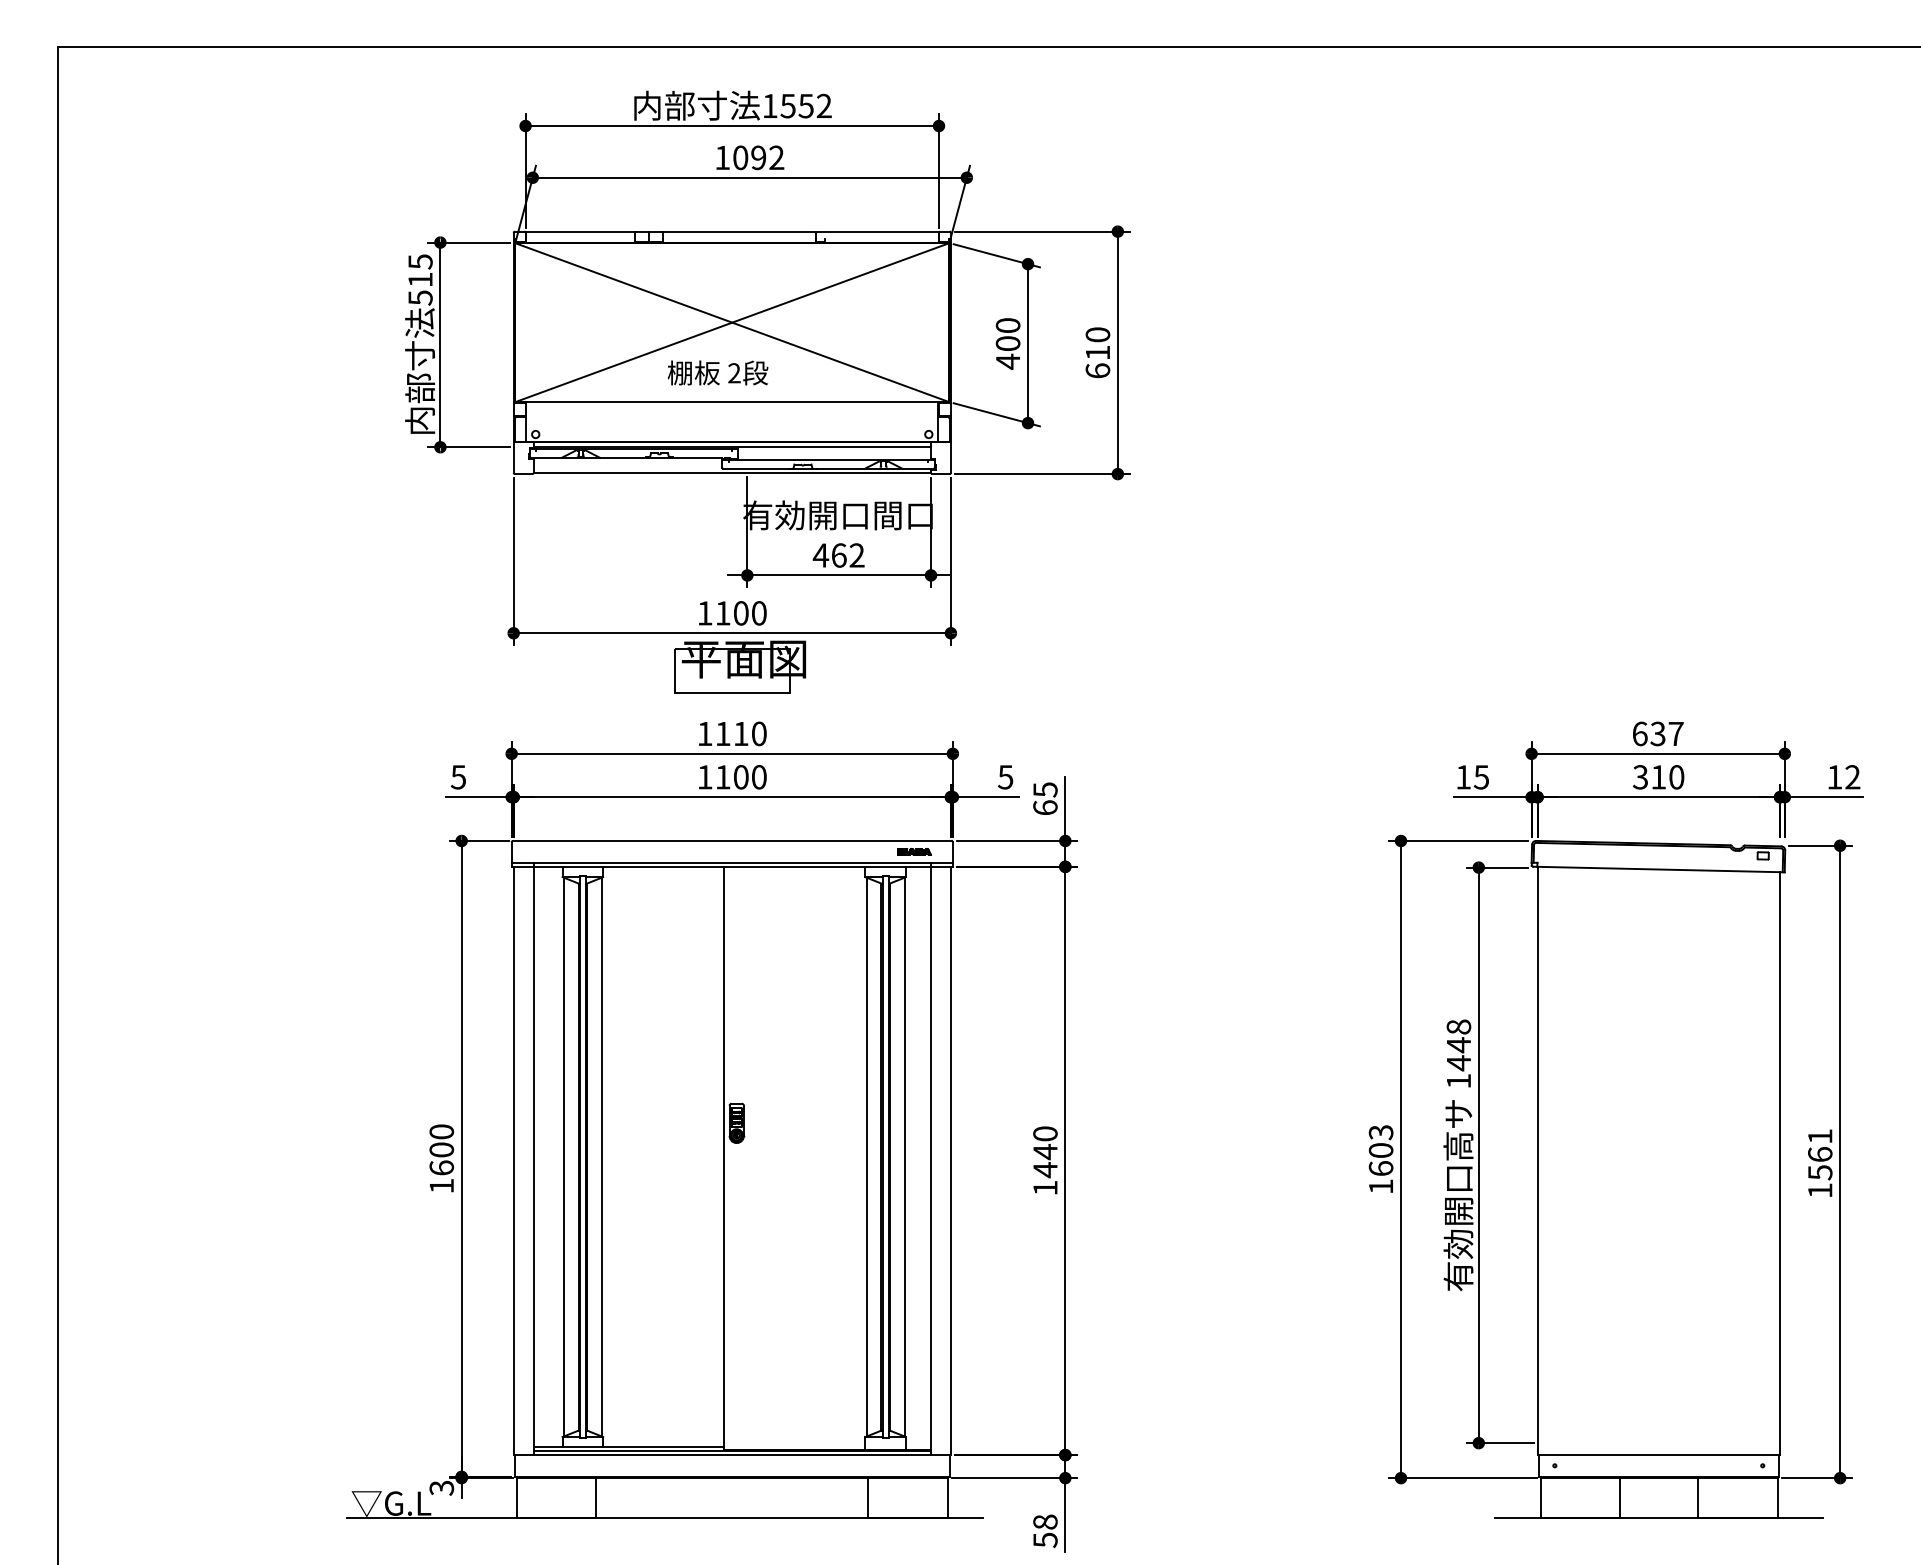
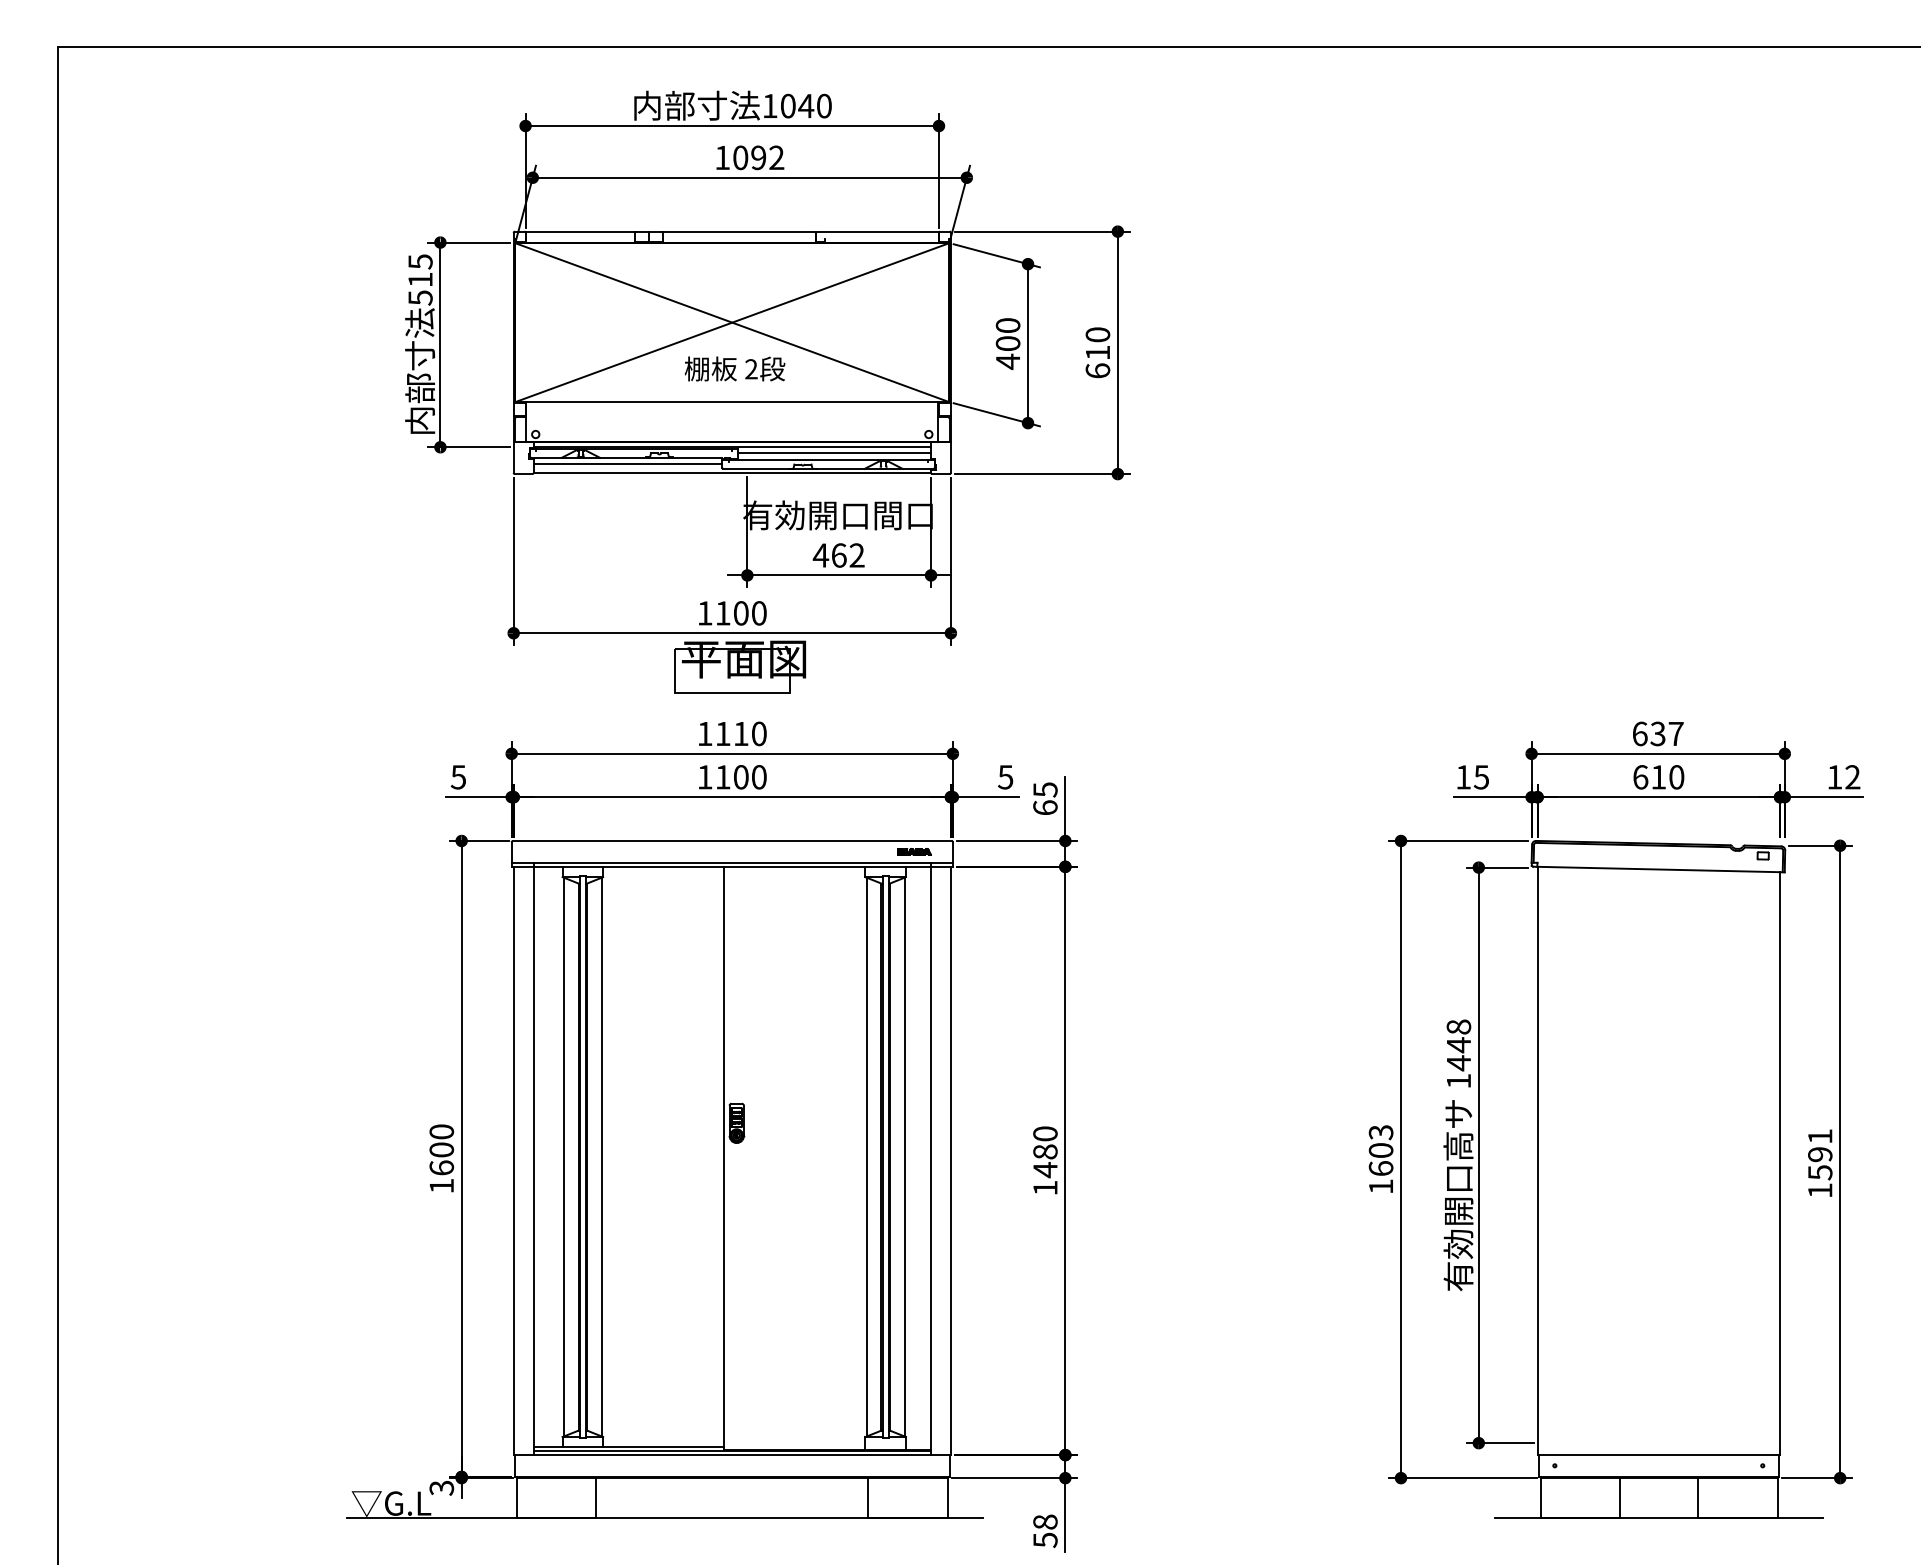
text: 1552 -> 1040 (805, 105)
text position: (717, 372) -> (734, 368) (734, 368)
line: none -> present (834, 453)
line: none -> present (627, 464)
text: 310 -> 610 (1640, 777)
text: 1440 -> 1480 (1045, 1152)
text: 1561 -> 1591 (1820, 1154)
